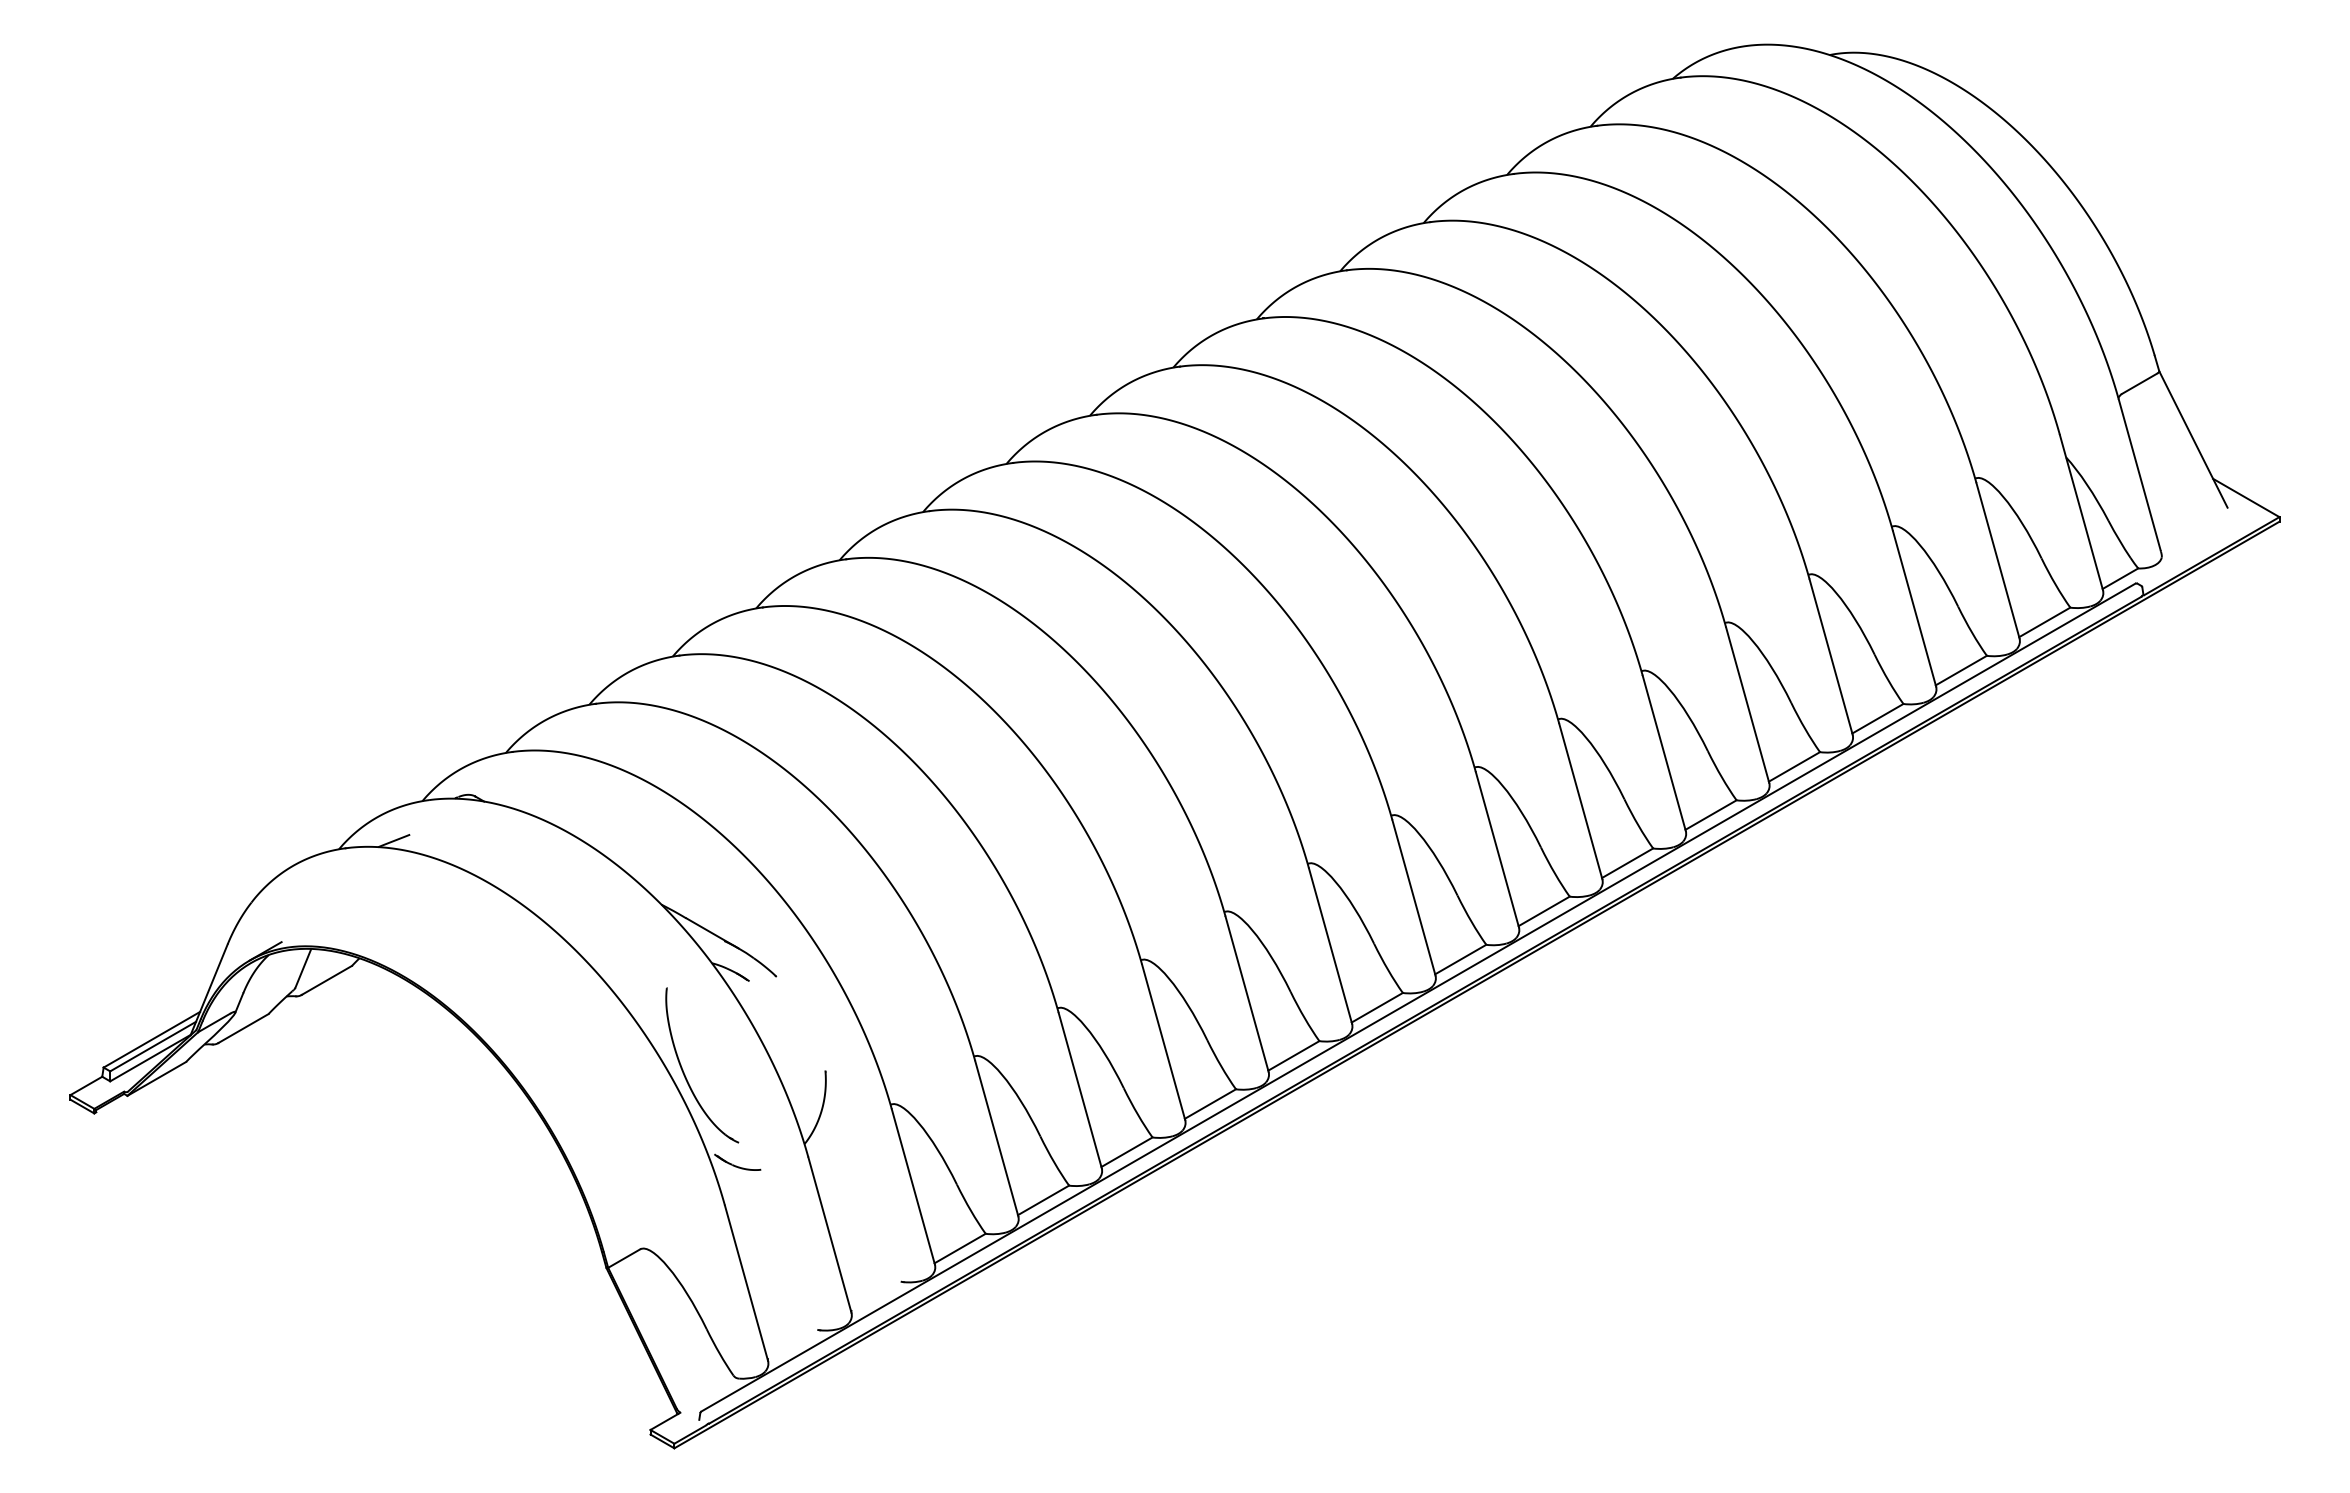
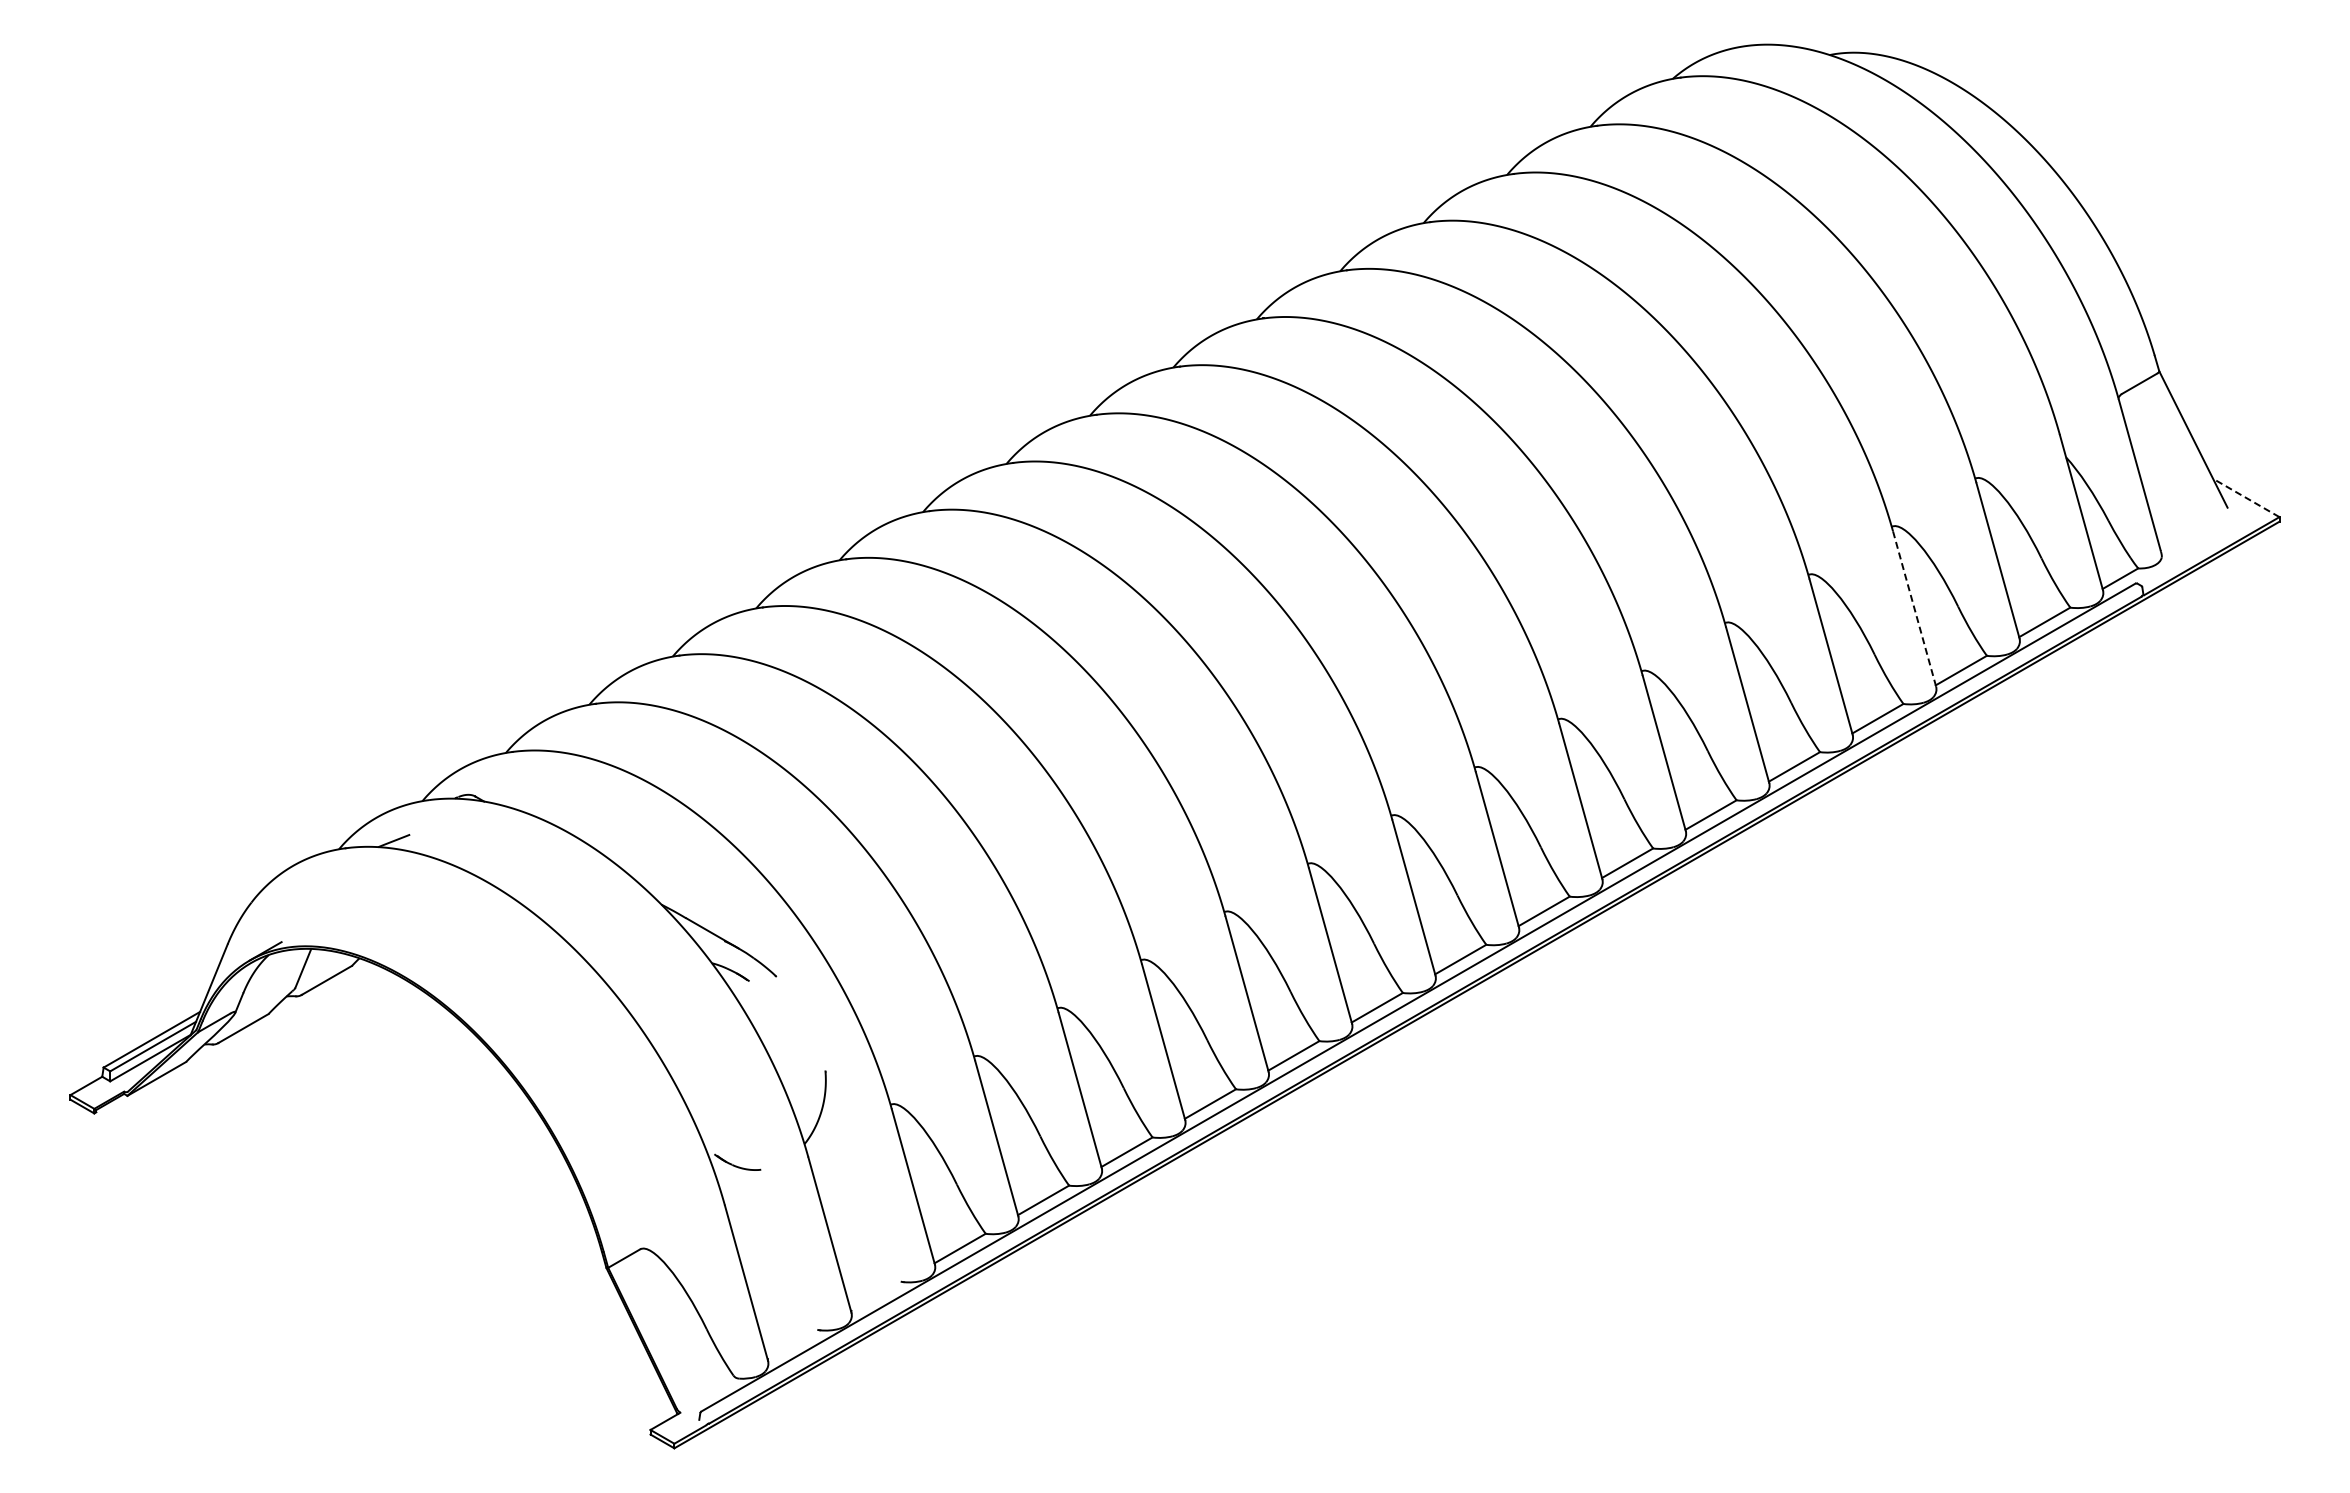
line: solid -> dashed (2245, 497)
line: solid -> dashed (1914, 608)
part: present -> none (685, 1074)
